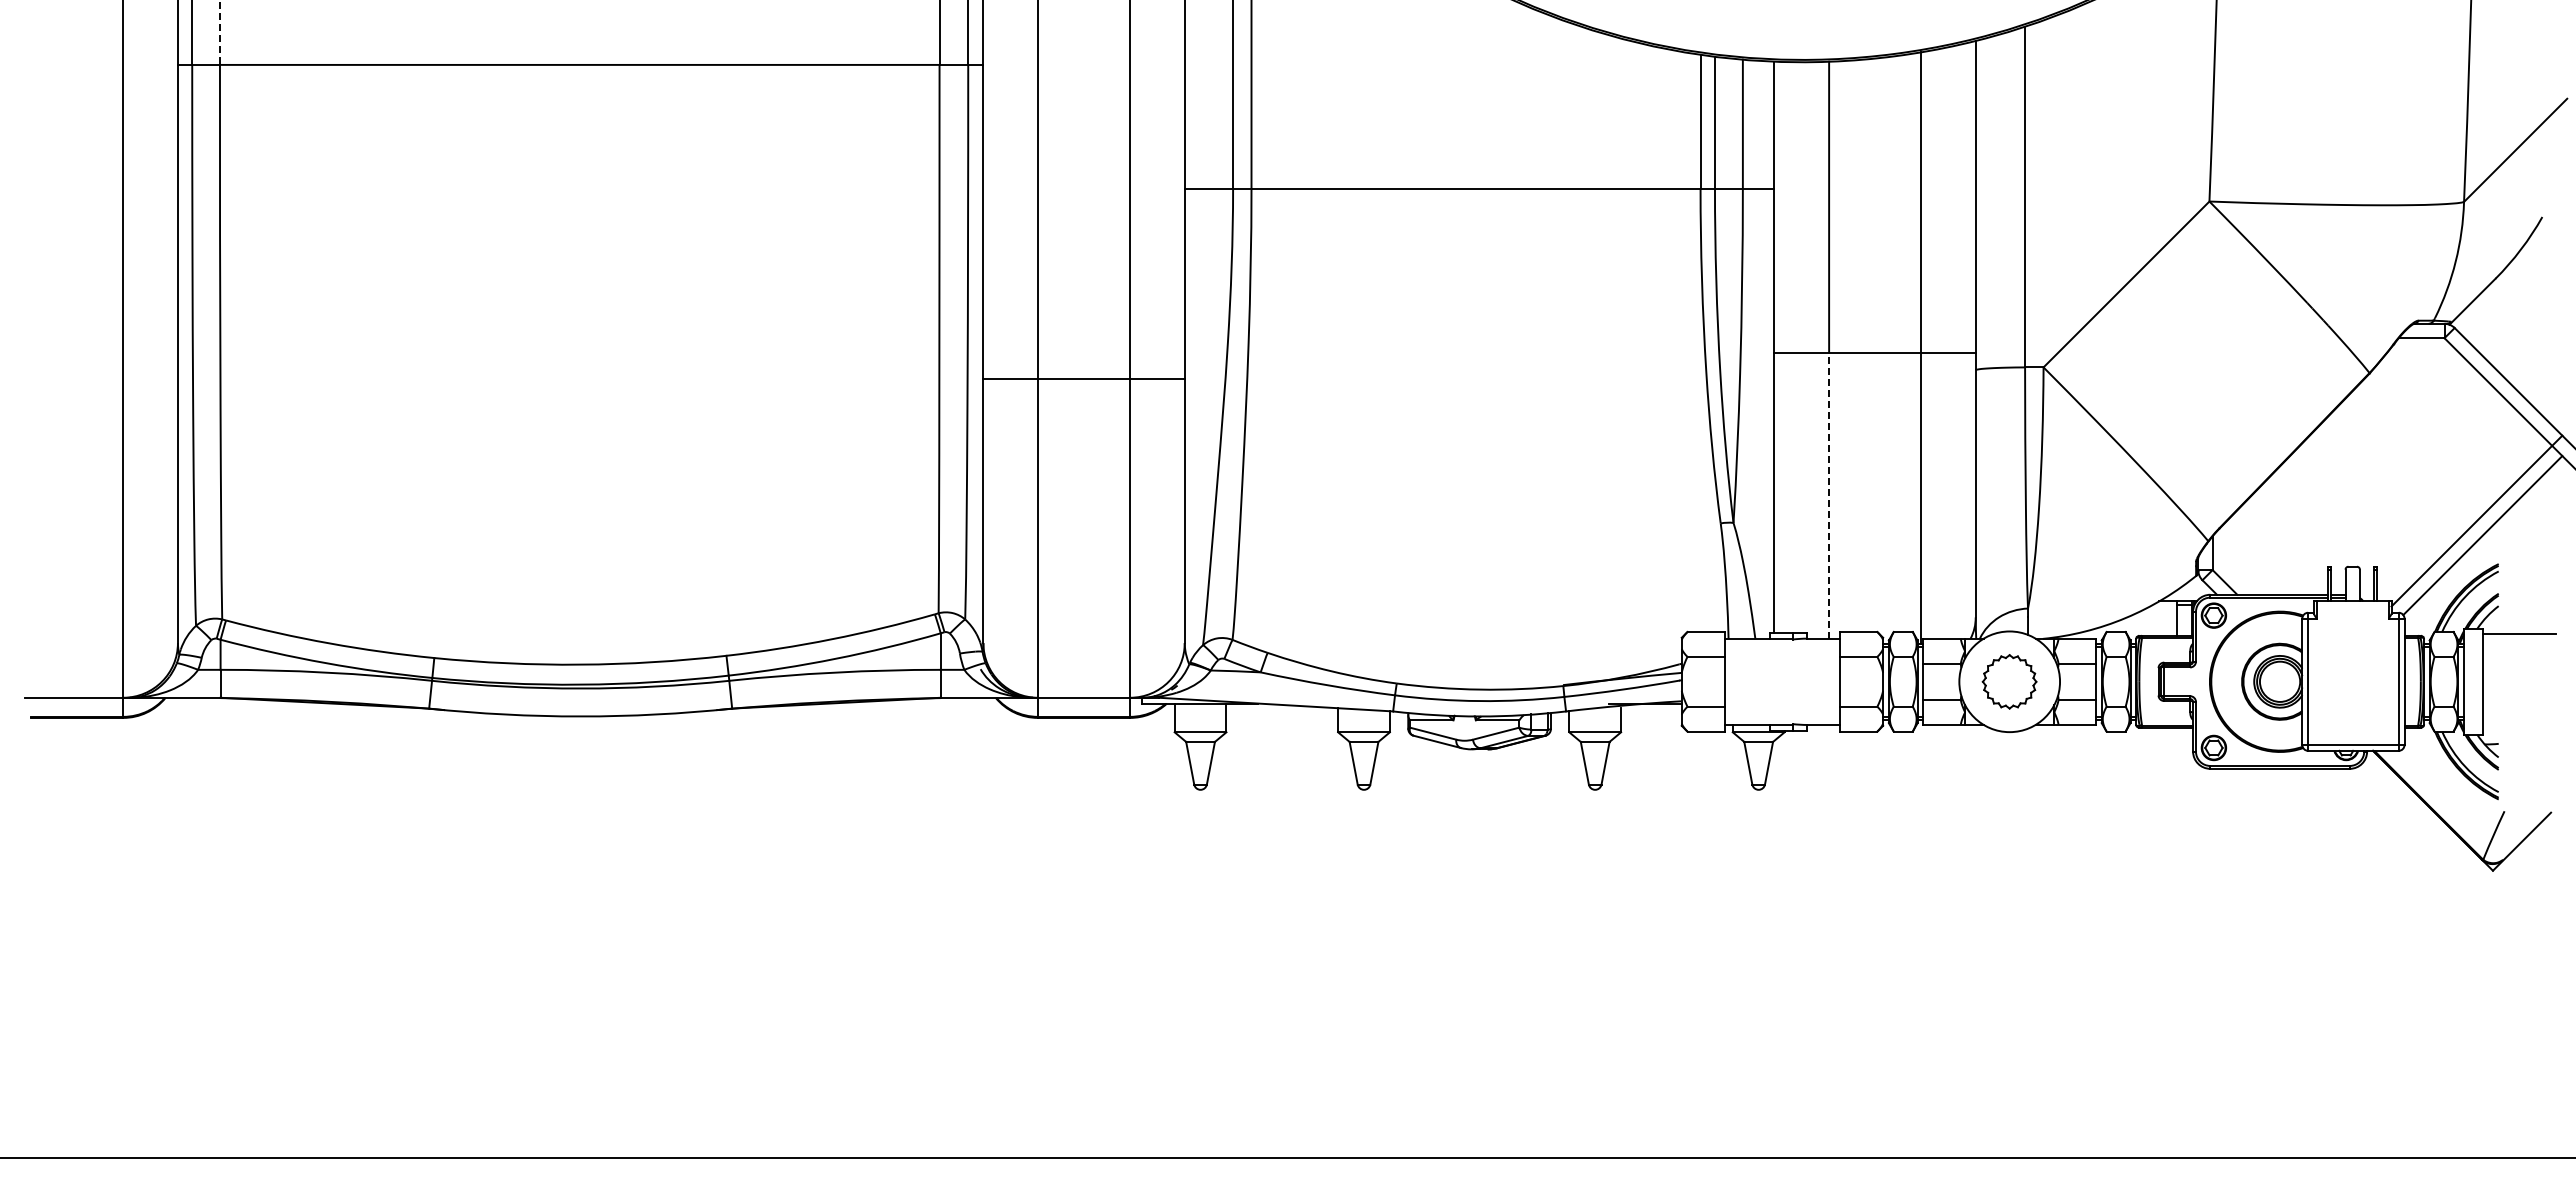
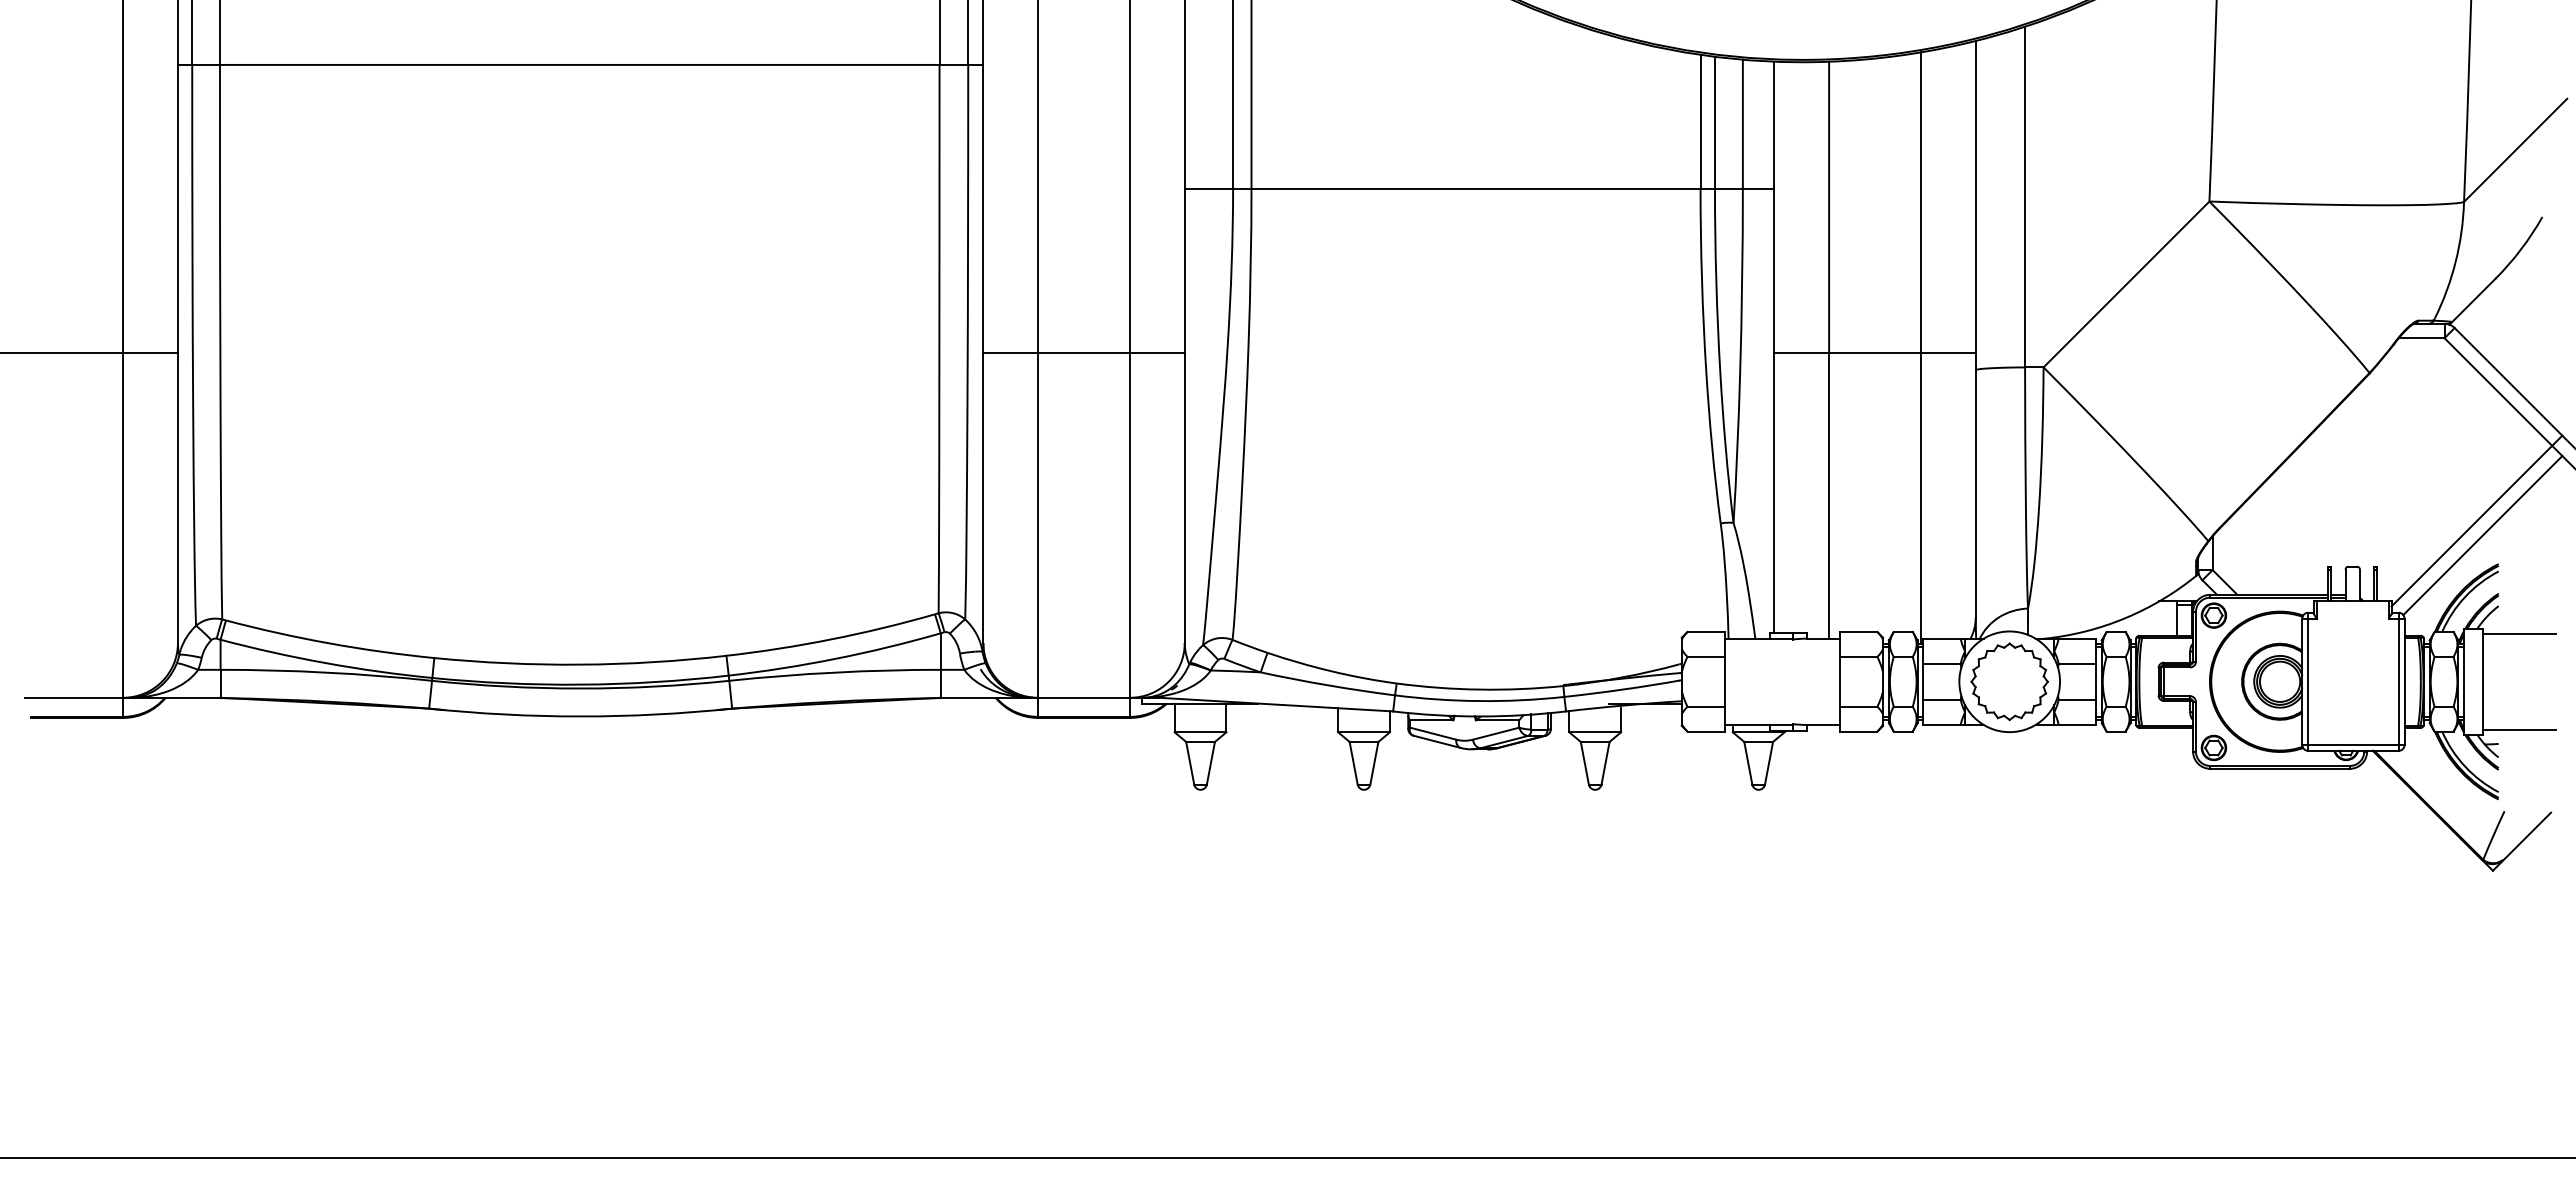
line: dashed -> solid (219, 32)
line: none -> present (89, 352)
line position: (1083, 378) -> (1083, 352) (1083, 352)
line: dashed -> solid (1829, 495)
part size: 57x56 px -> 79x80 px (2009, 681)
line: none -> present (2519, 730)
